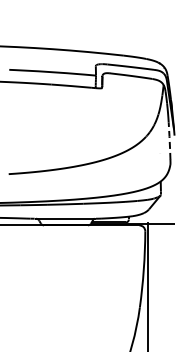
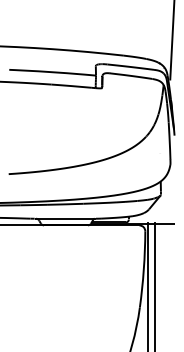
line: none -> present (172, 40)
line: dashed -> solid (169, 141)
line: none -> present (155, 285)
